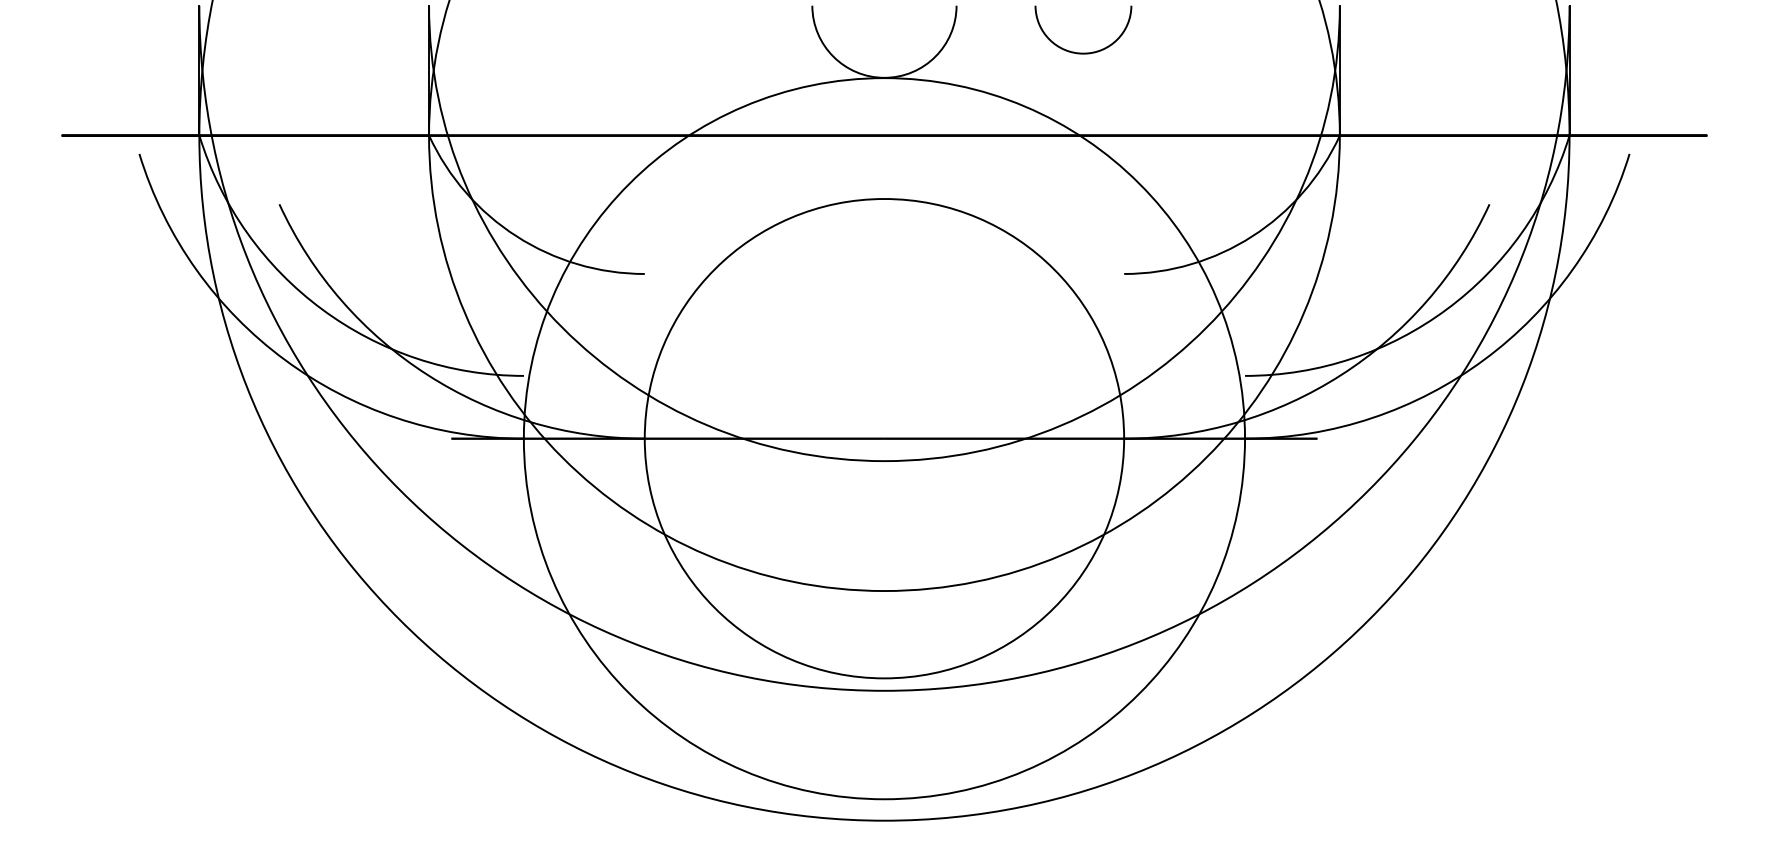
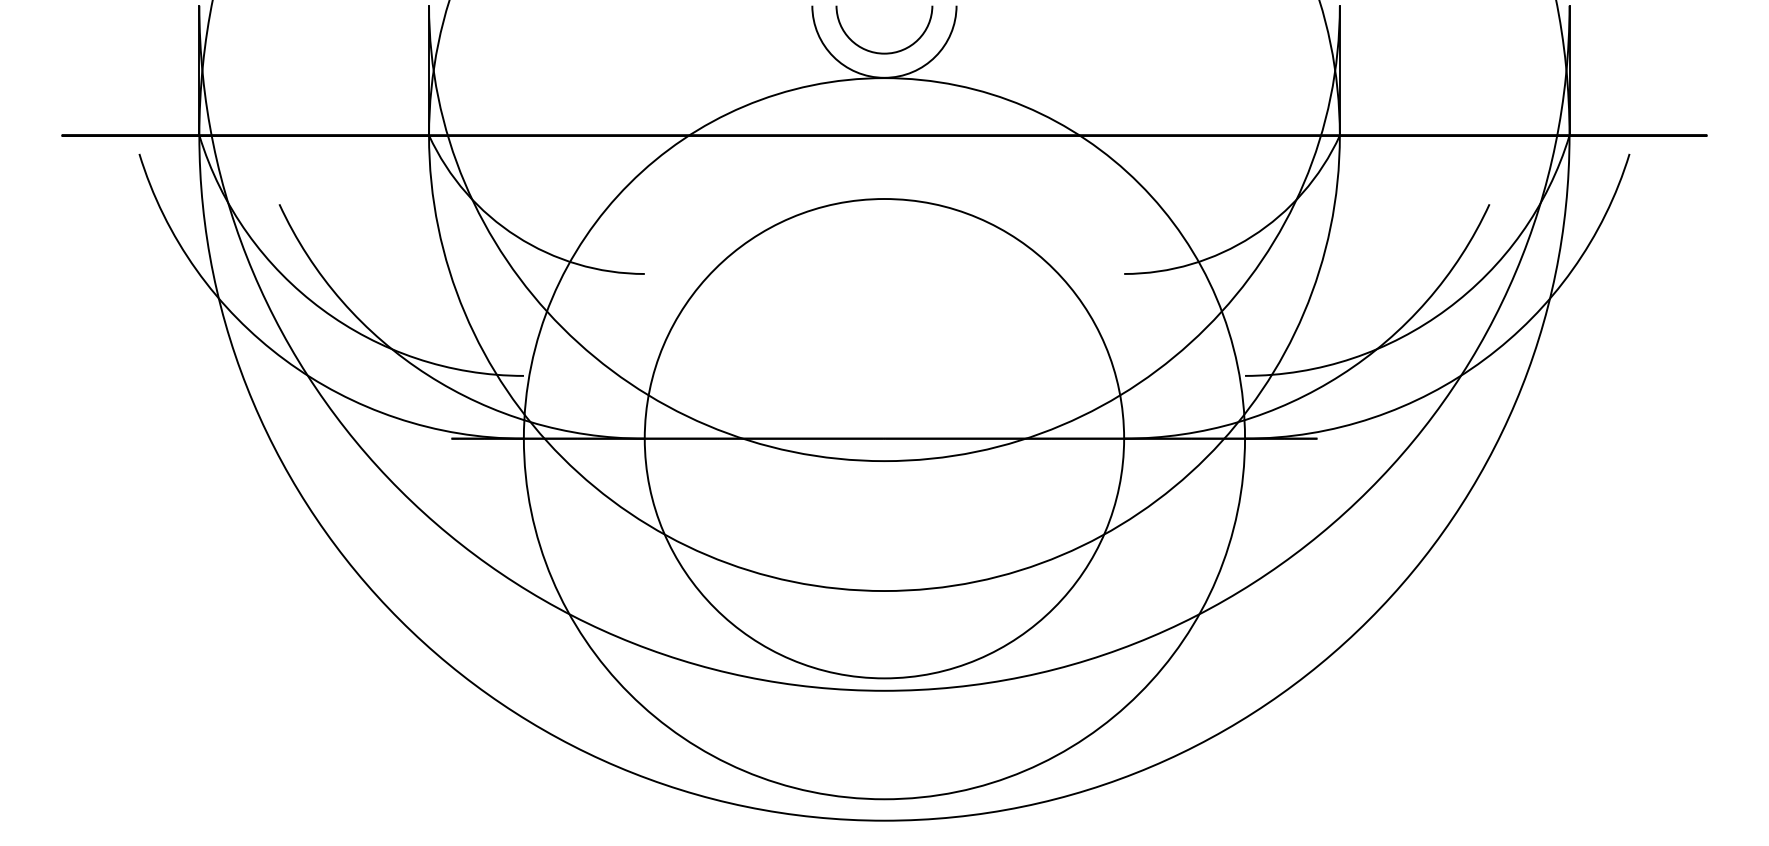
arc position: (1083, 52) -> (884, 52) (884, 52)
